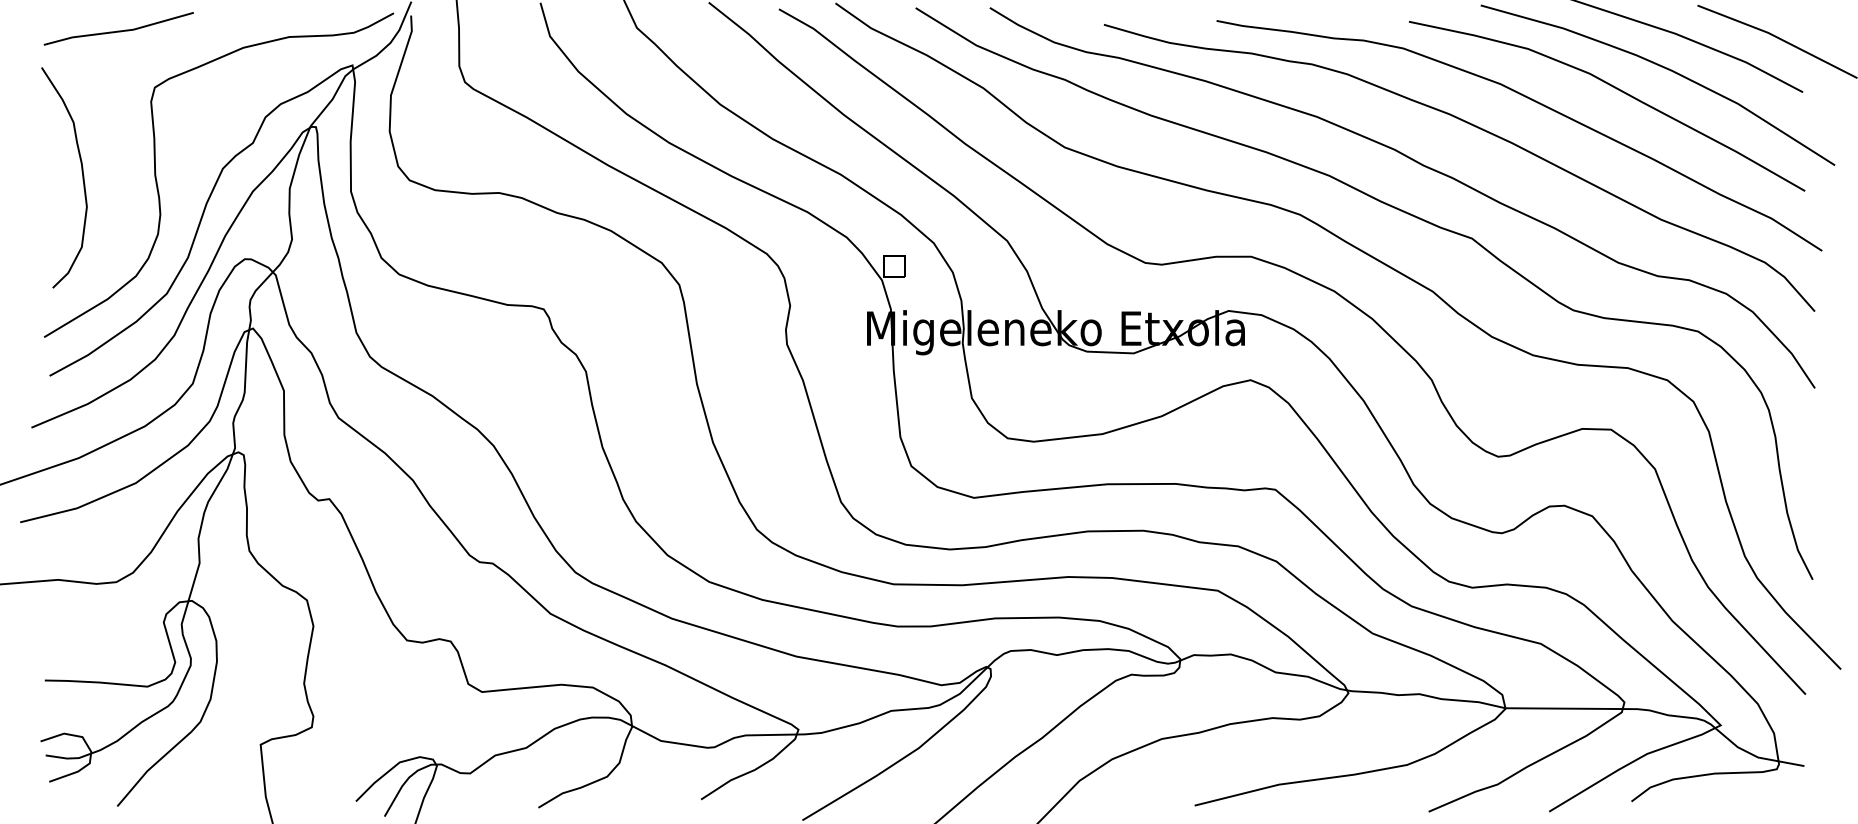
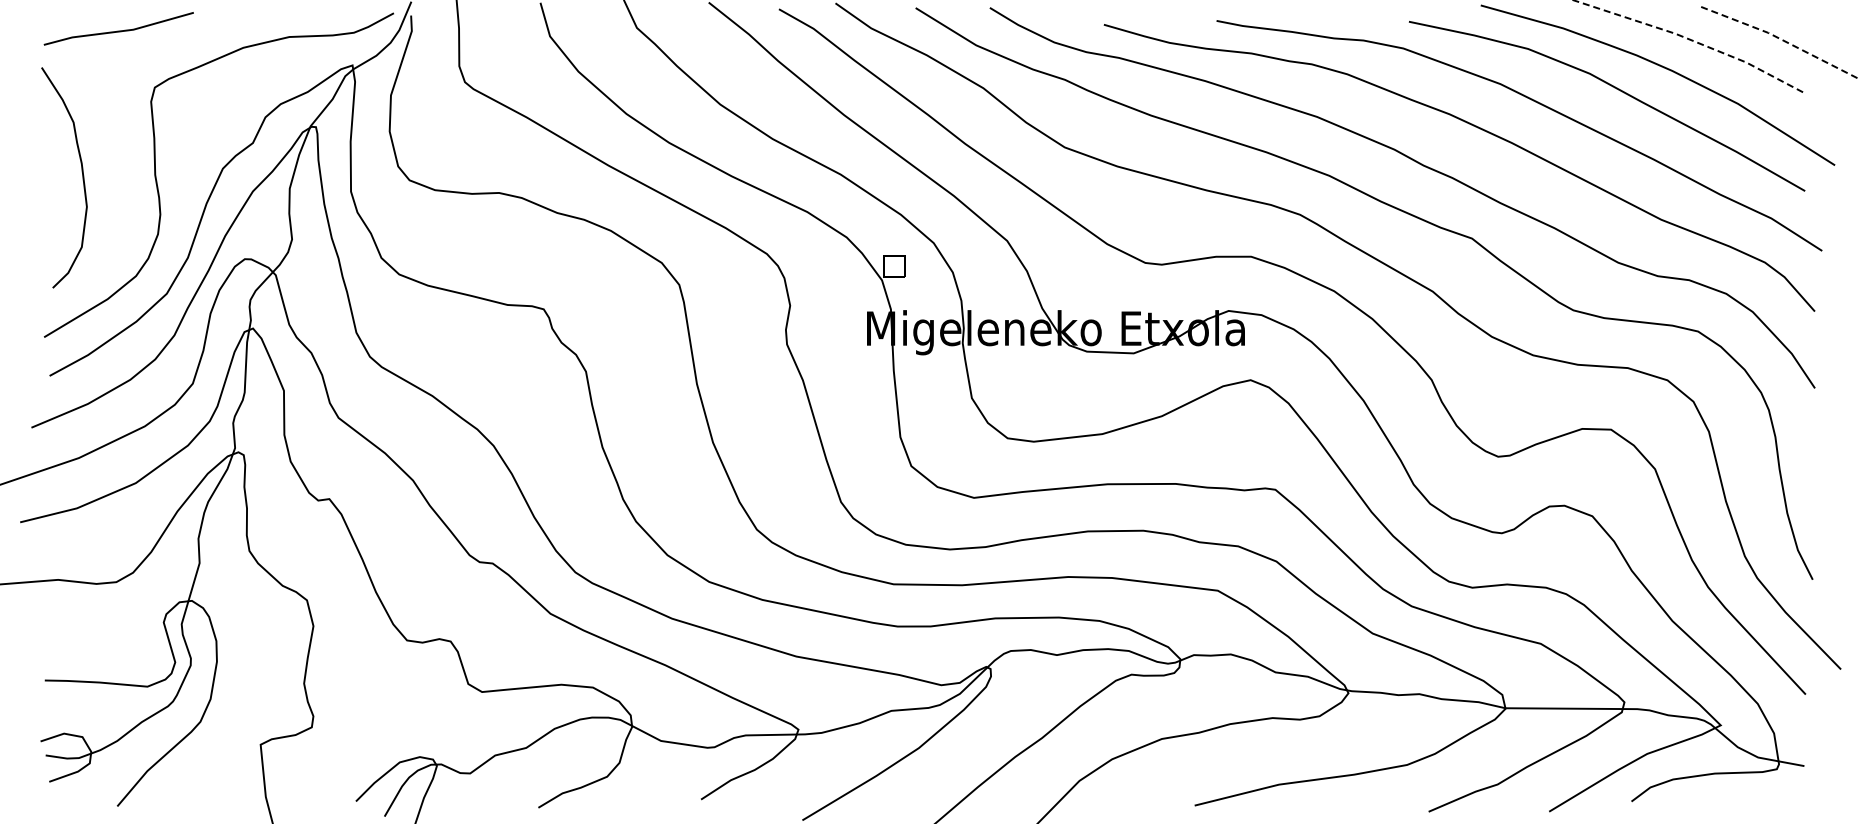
line: solid -> dashed (1778, 38)
line: solid -> dashed (1690, 40)
